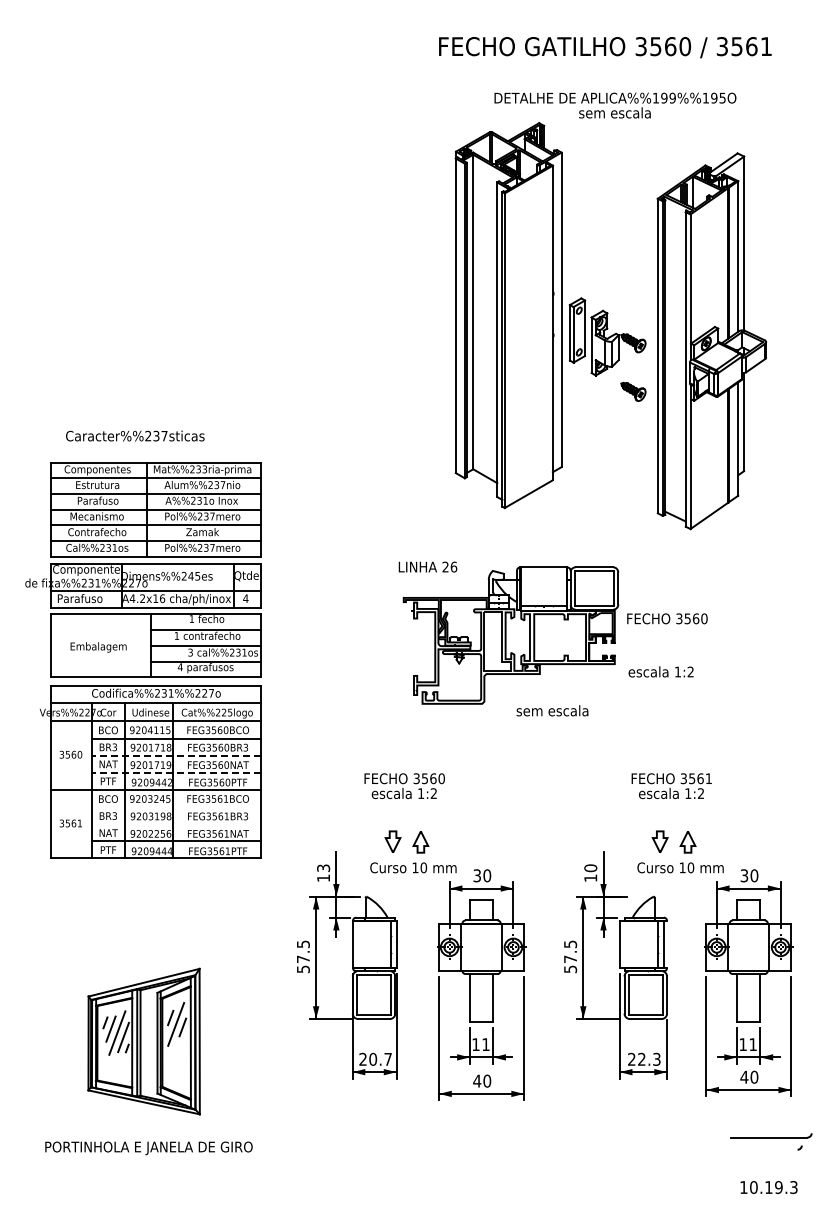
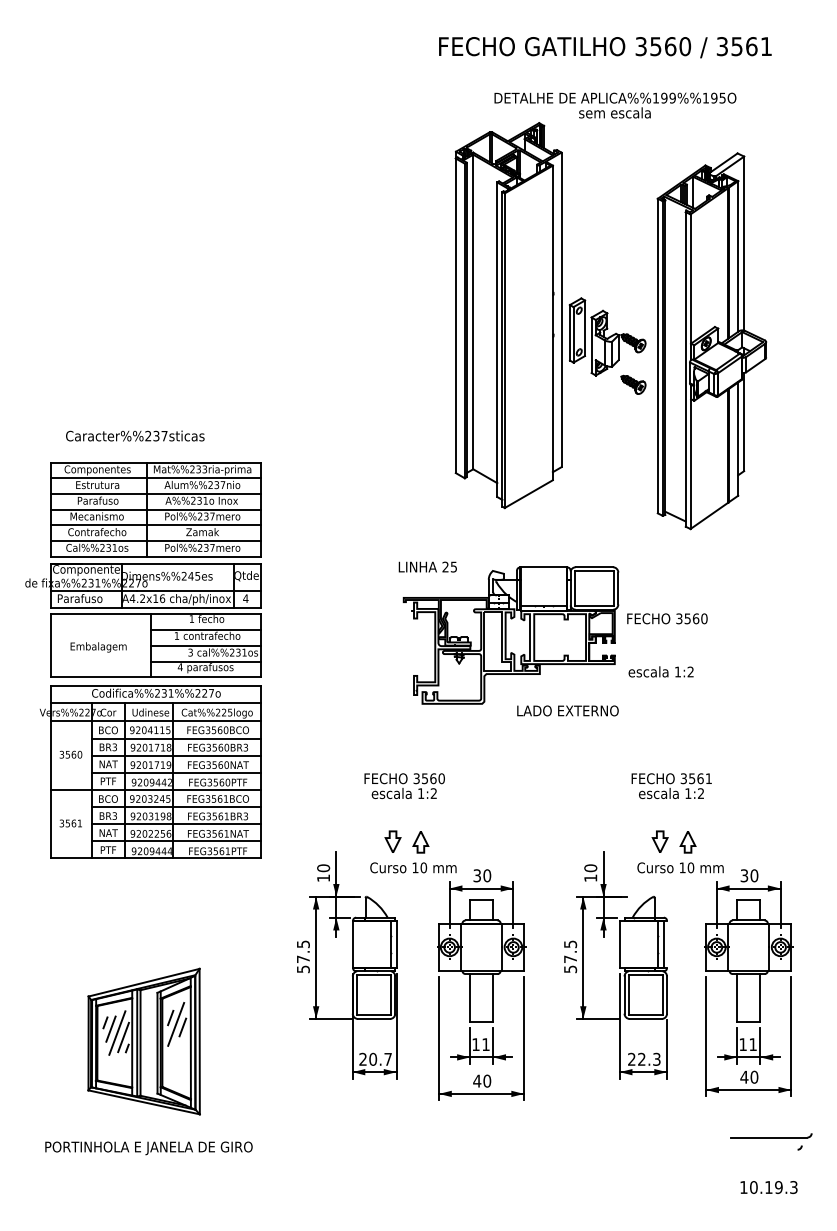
part position: (633, 391) -> (633, 384) (633, 384)
text: 26 -> 25 (453, 566)
text: sem escala -> LADO EXTERNO (567, 710)
line: dashed -> solid (176, 755)
line: dashed -> solid (176, 772)
line: none -> present (176, 807)
line: none -> present (176, 824)
text: 13 -> 10 (323, 868)
